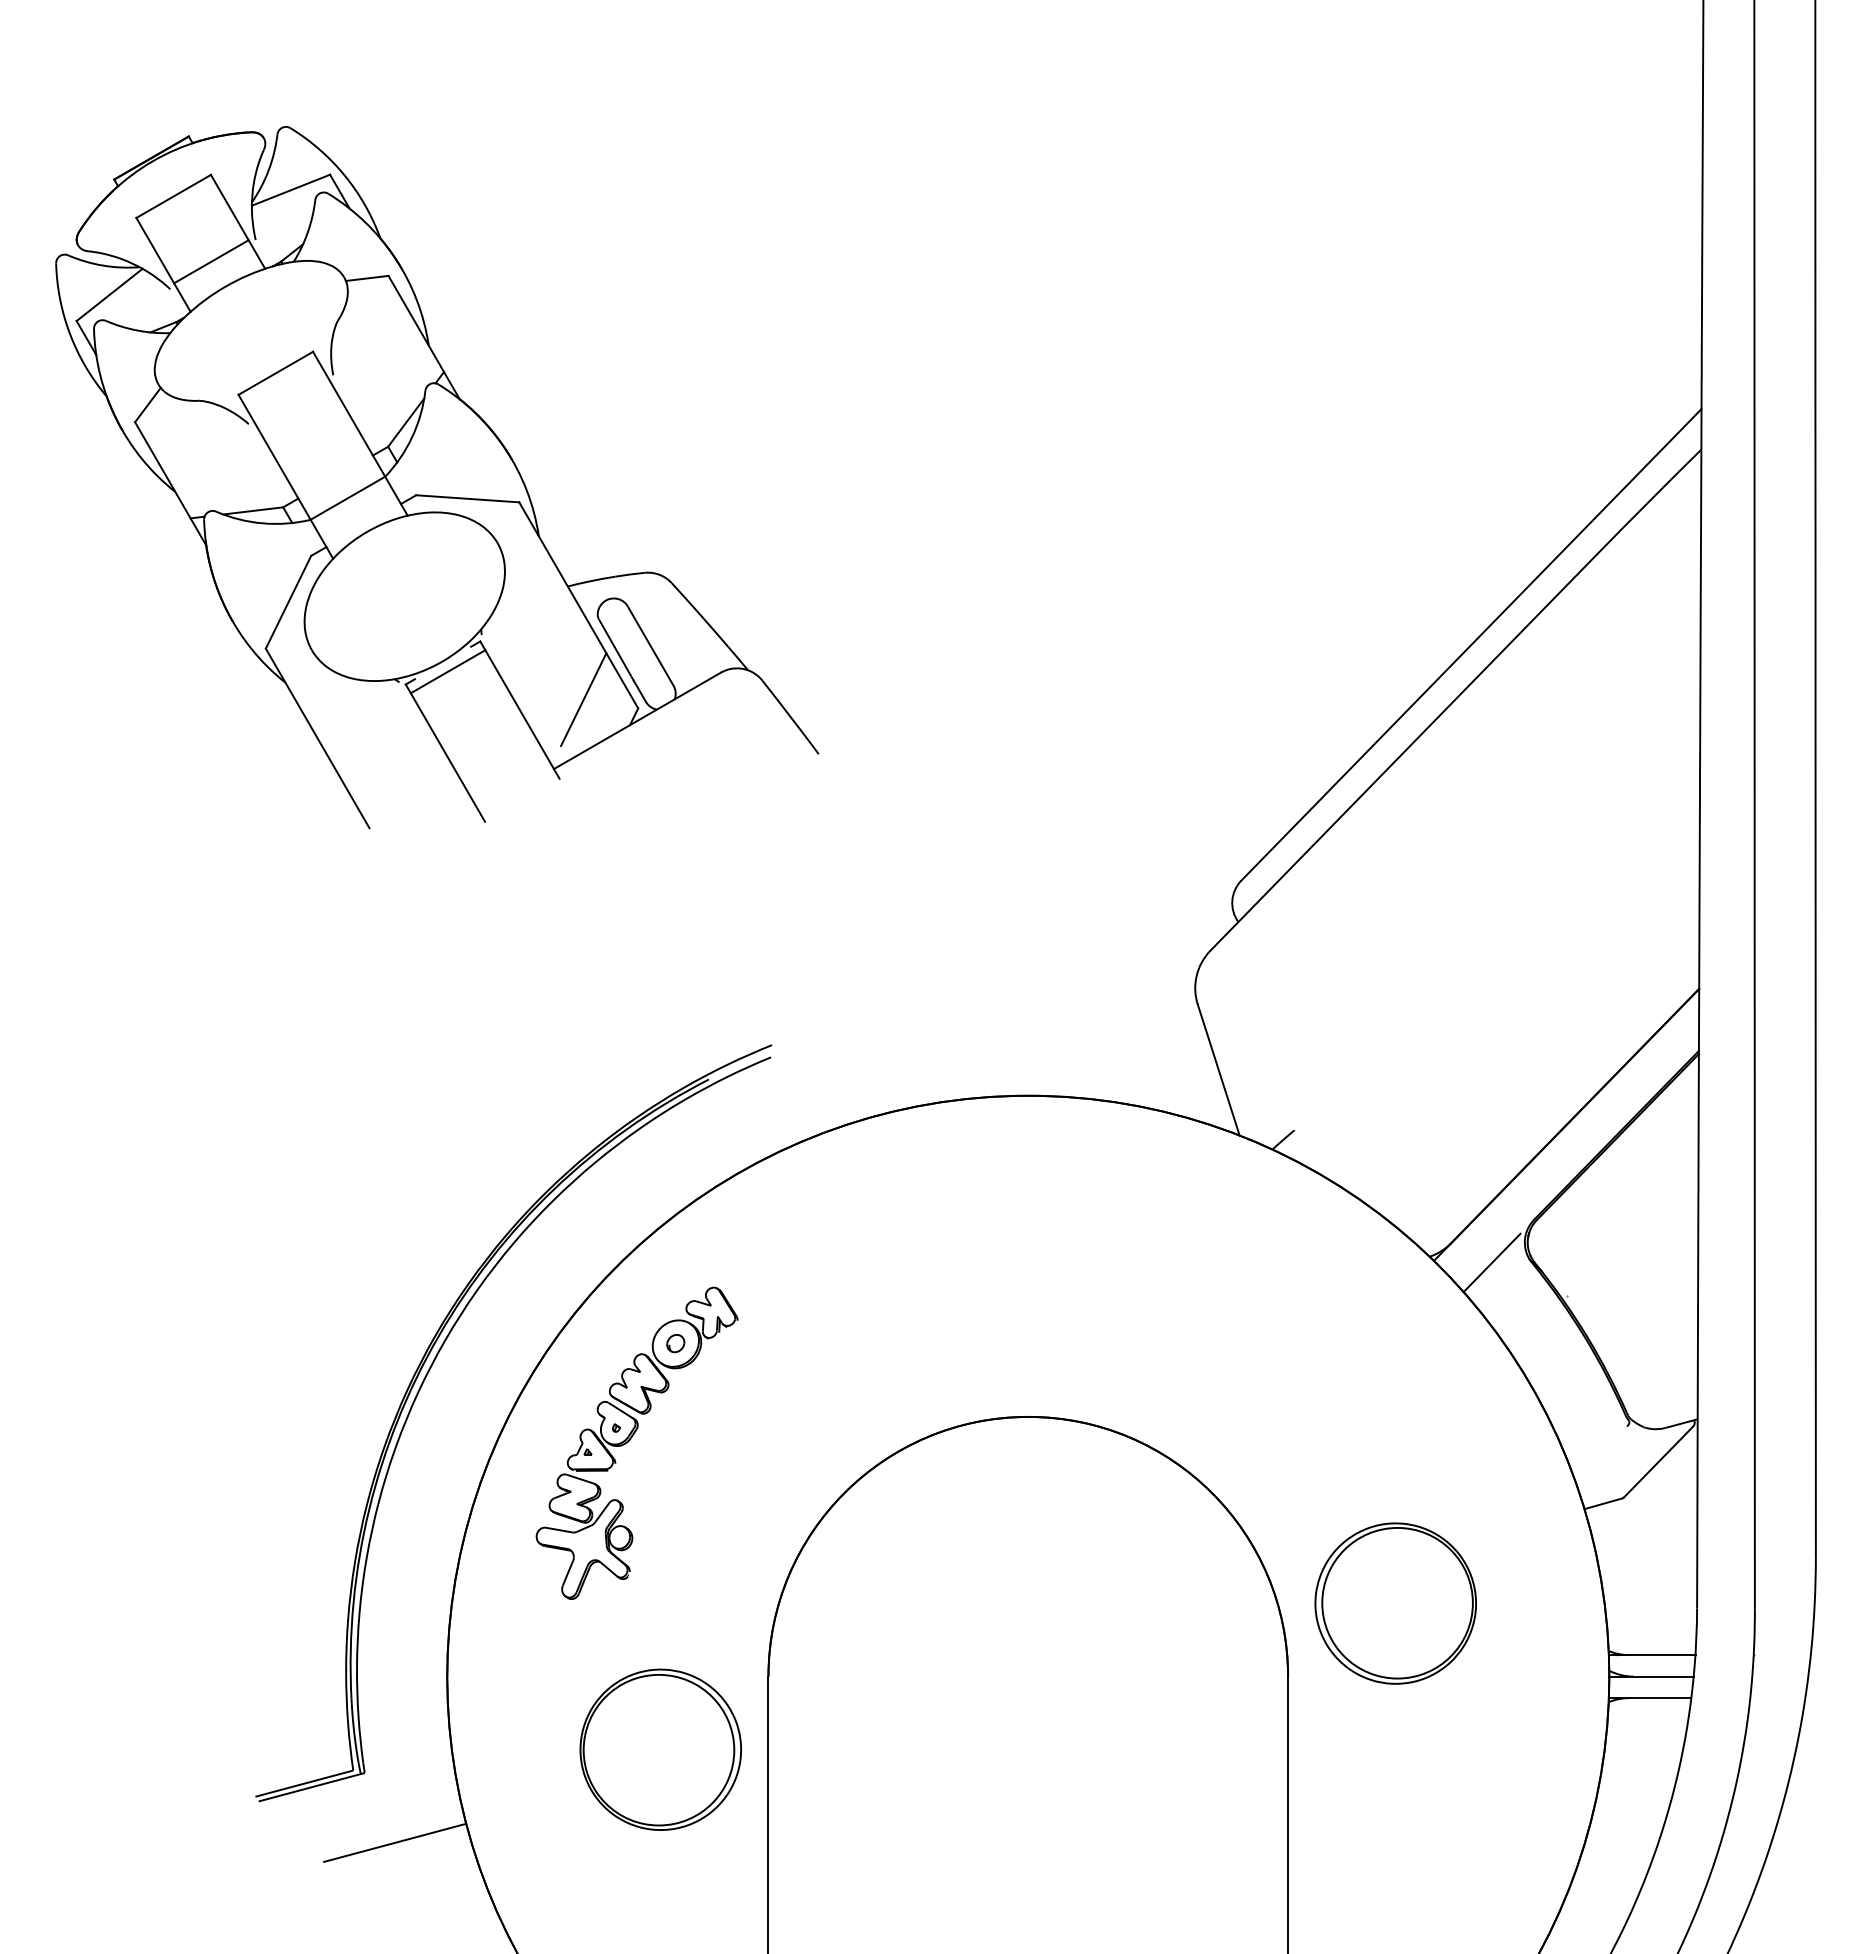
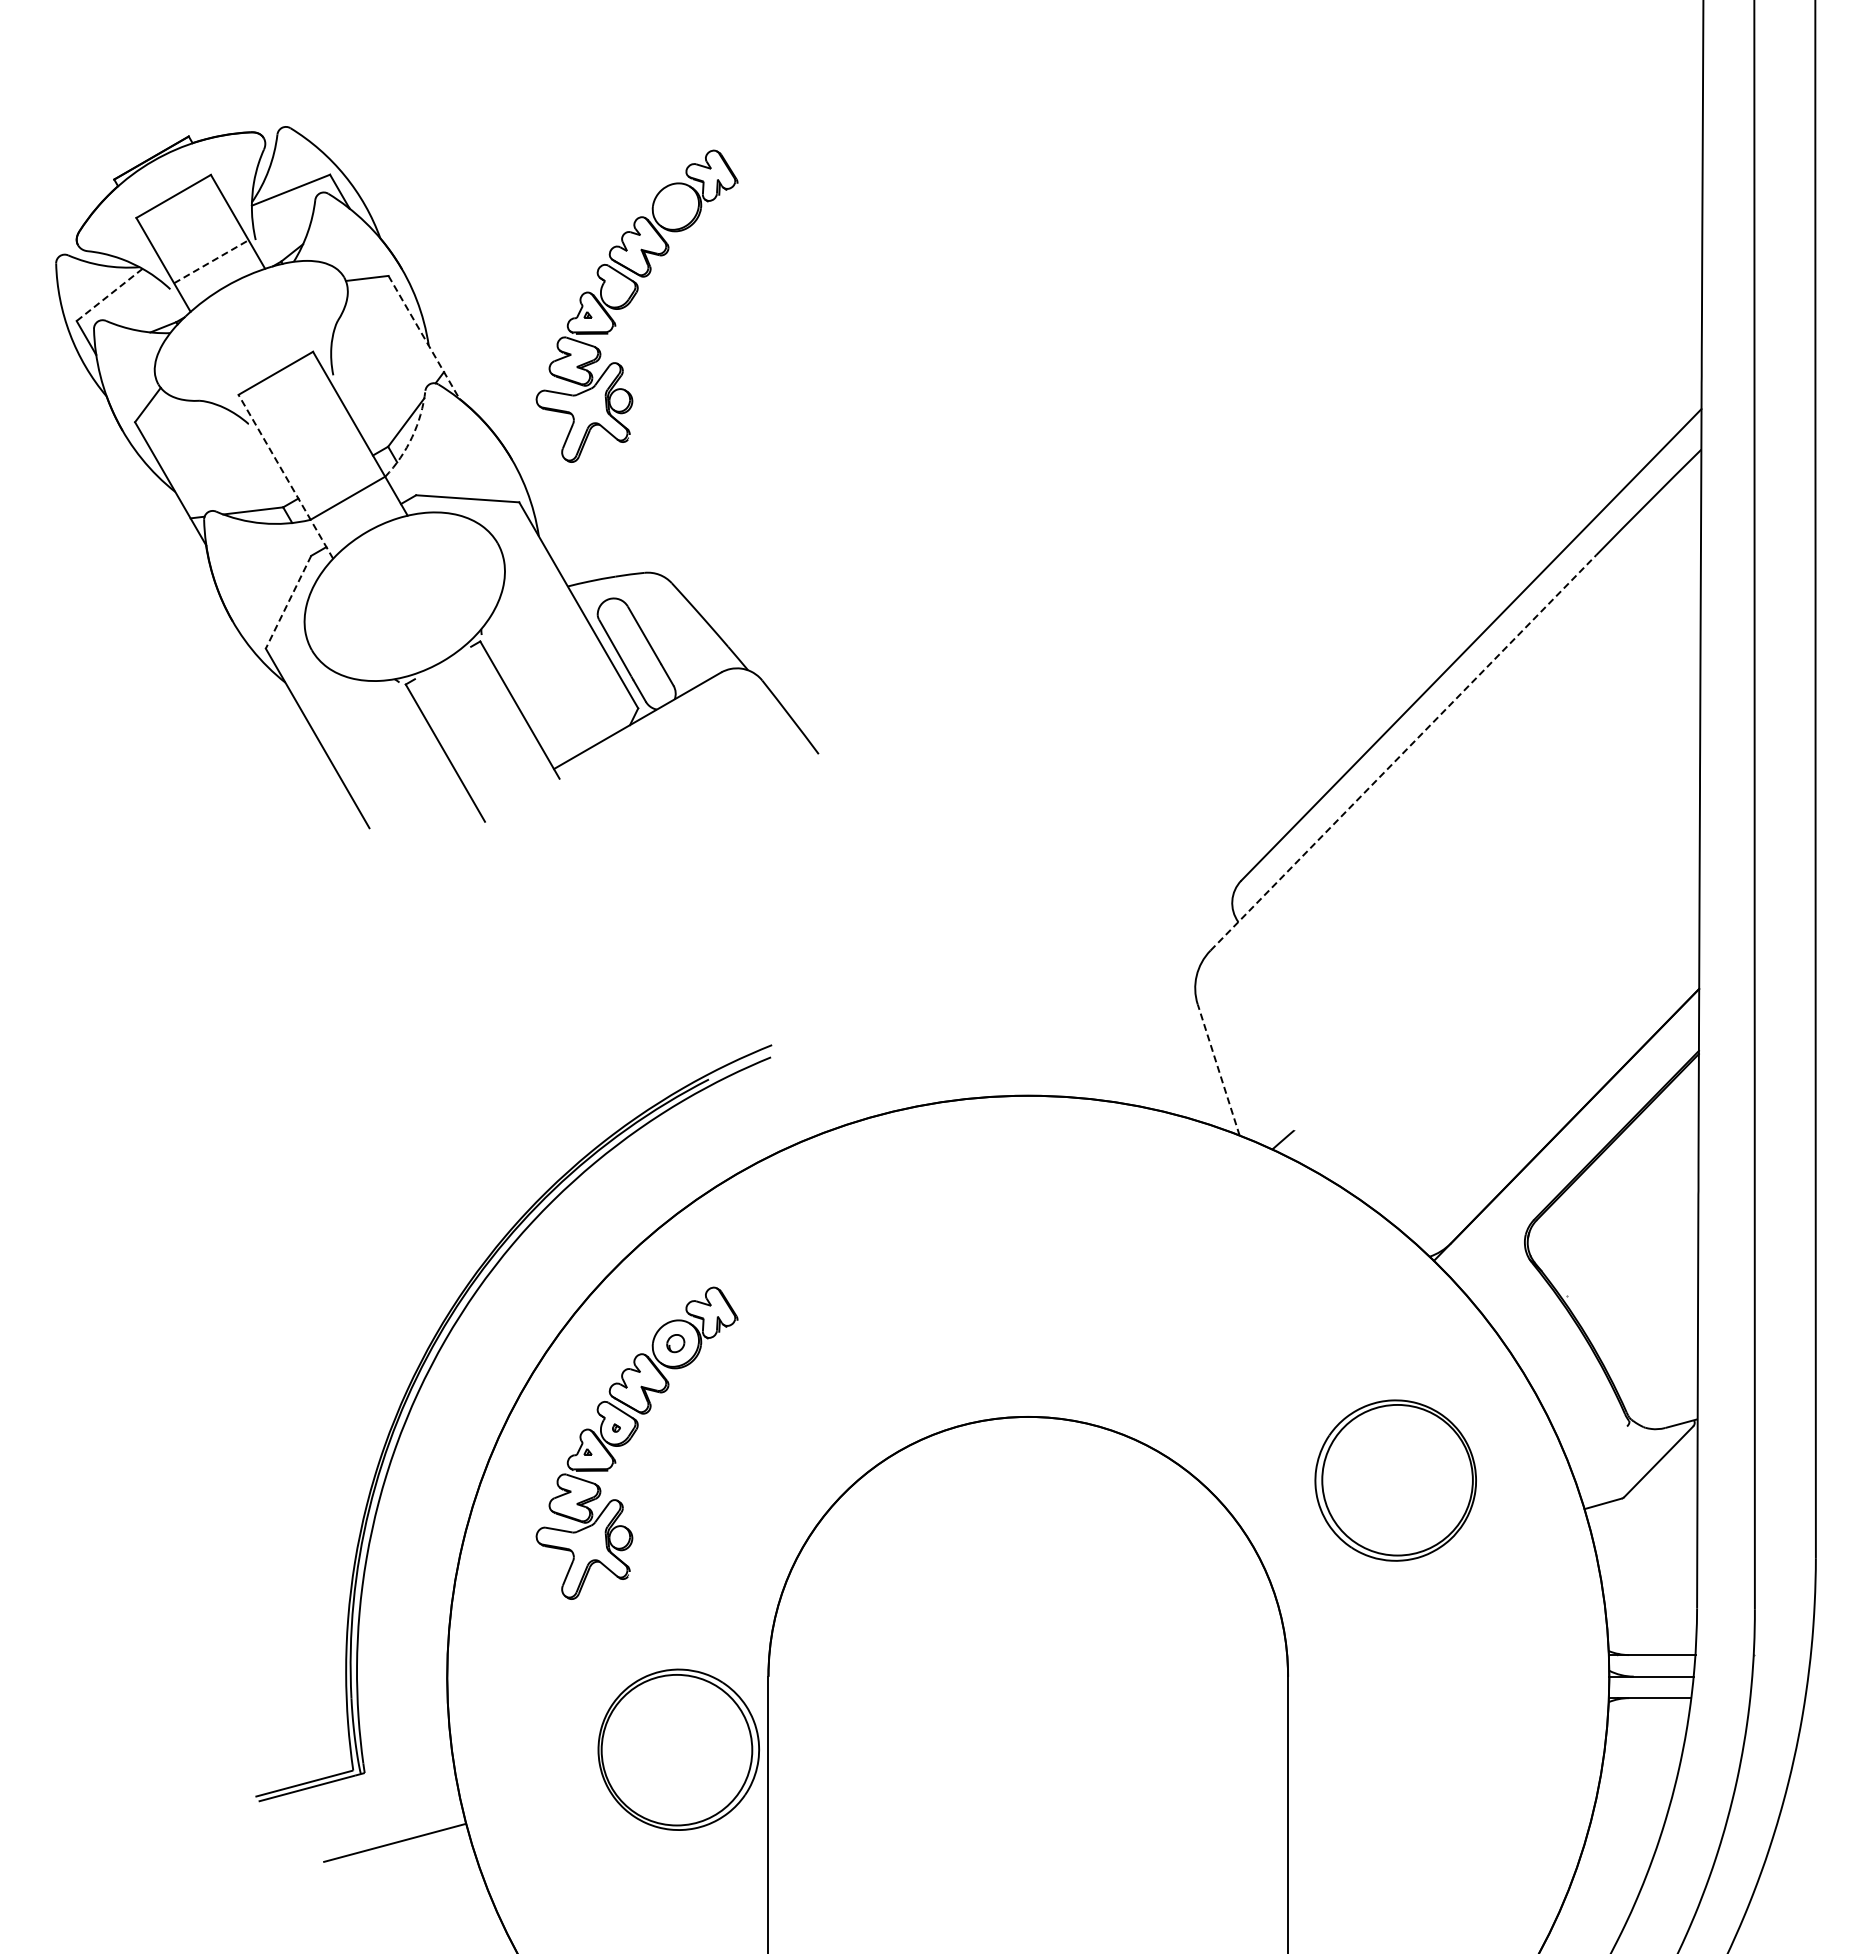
line: solid -> dashed (211, 261)
line: solid -> dashed (109, 295)
part: none -> present (636, 305)
line: solid -> dashed (424, 338)
arc: solid -> dashed (412, 437)
line: solid -> dashed (285, 476)
line: solid -> dashed (288, 602)
line: present -> none (447, 671)
line: present -> none (583, 699)
line: solid -> dashed (1403, 752)
line: solid -> dashed (1218, 1070)
line: present -> none (1491, 1262)
part position: (1395, 1603) -> (1395, 1480) (1395, 1480)
part position: (660, 1749) -> (678, 1749) (678, 1749)
